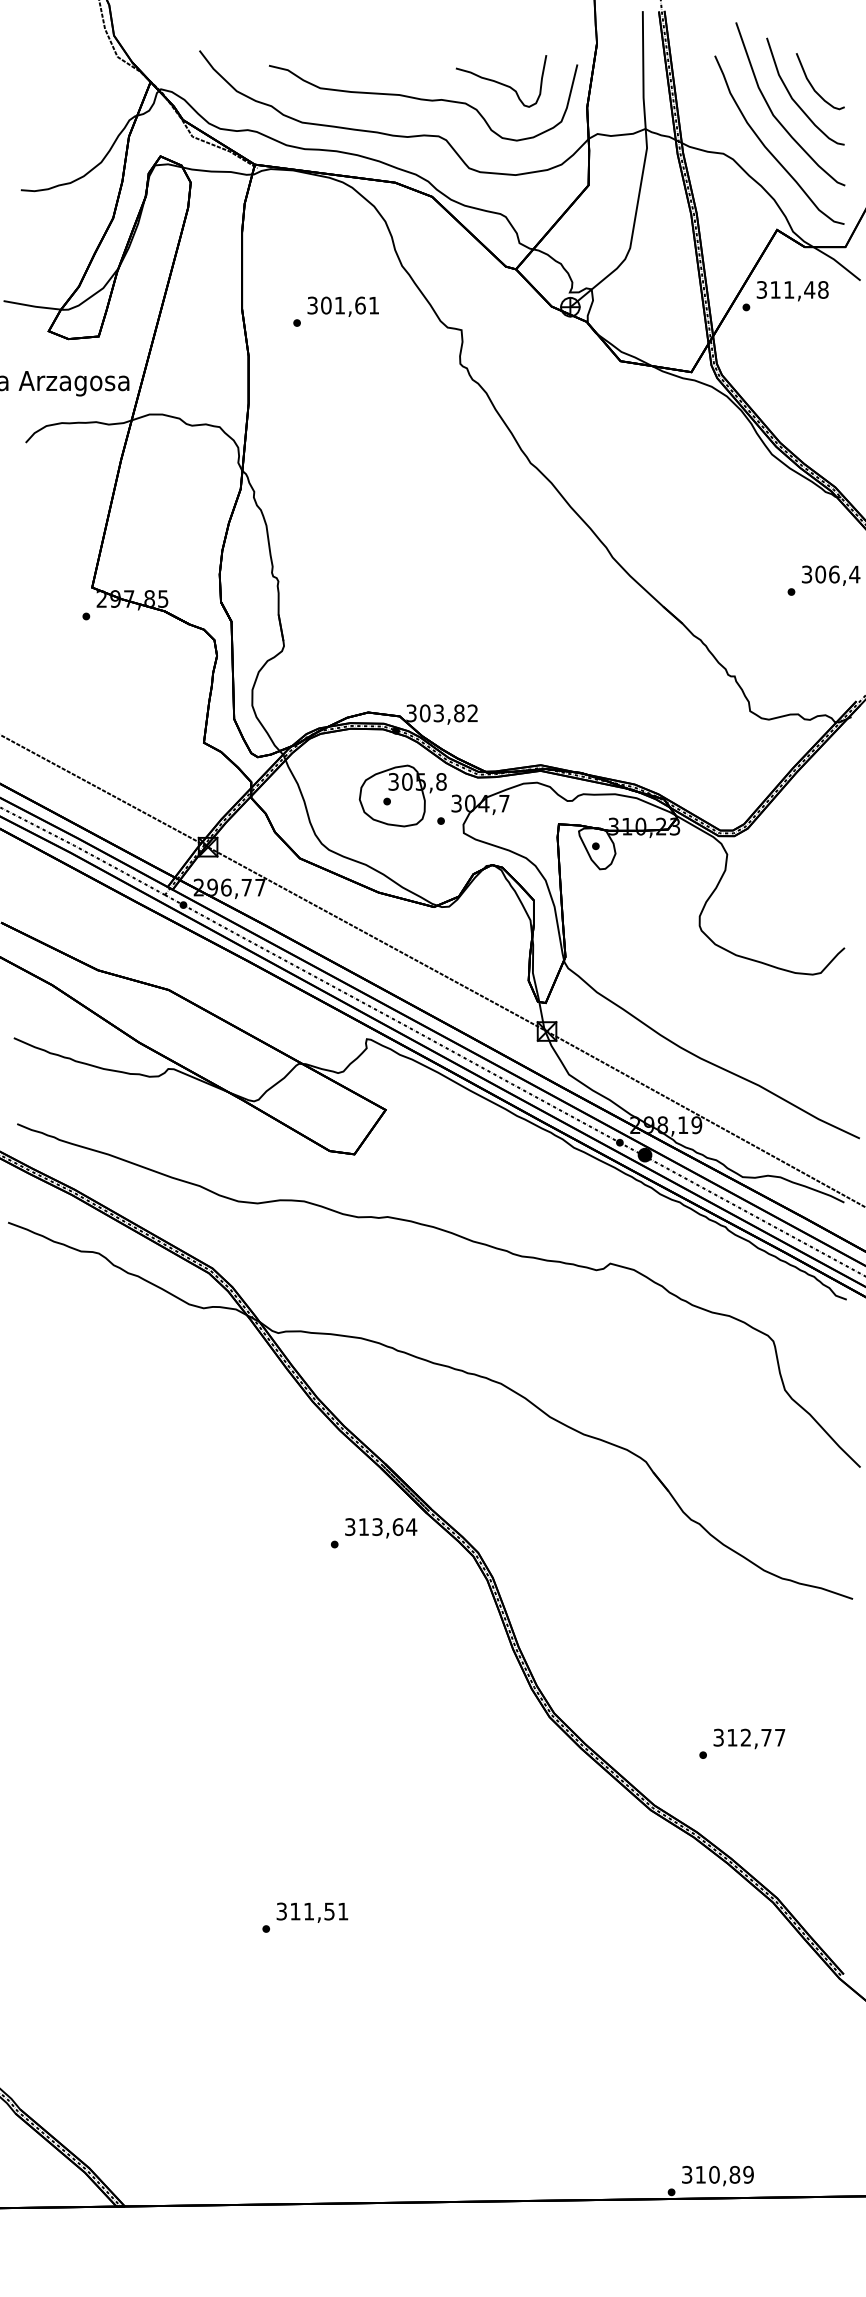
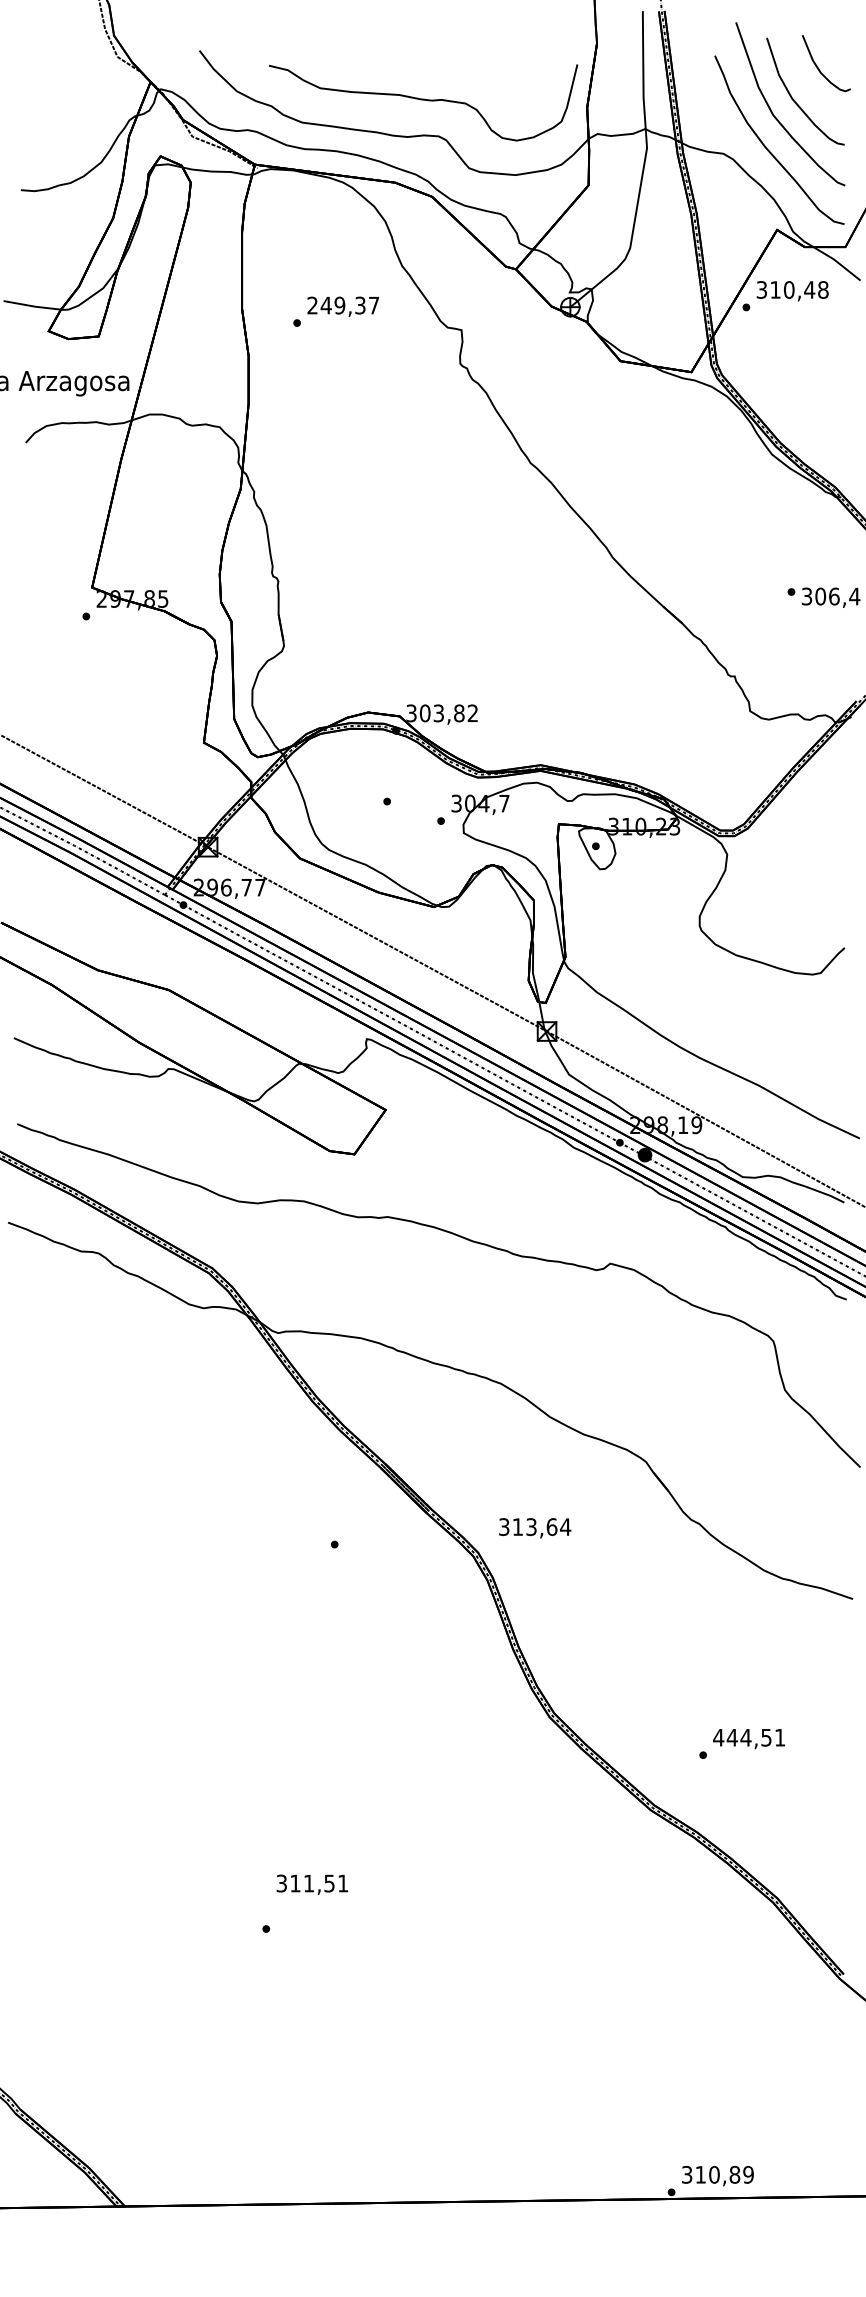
curve: present -> none (501, 82)
curve position: (813, 86) -> (819, 68) (819, 68)
text: 311,48 -> 310,48 (789, 289)
text: 301,61 -> 249,37 (343, 305)
text position: (831, 575) -> (831, 597) (831, 597)
part: present -> none (402, 795)
text position: (381, 1528) -> (535, 1528) (535, 1528)
text: 312,77 -> 444,51 (749, 1737)
text position: (312, 1912) -> (312, 1884) (312, 1884)
